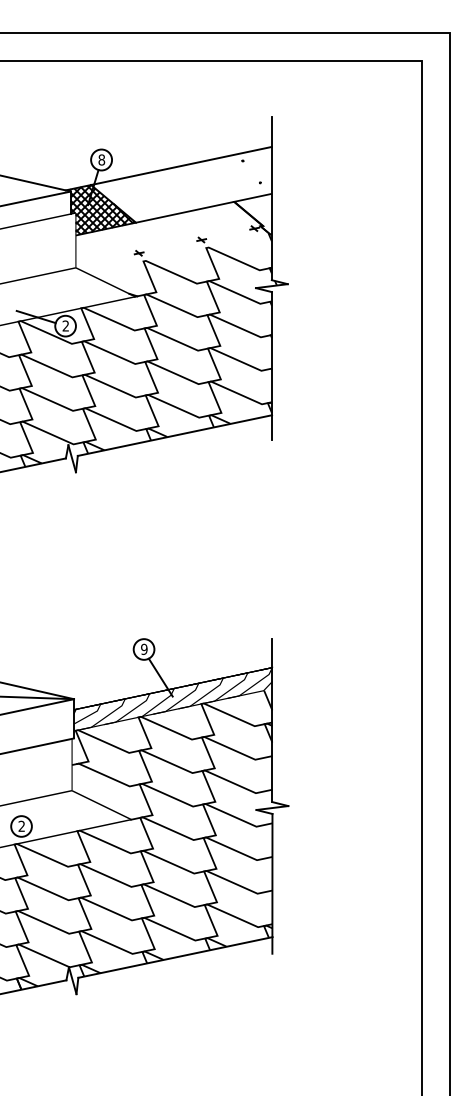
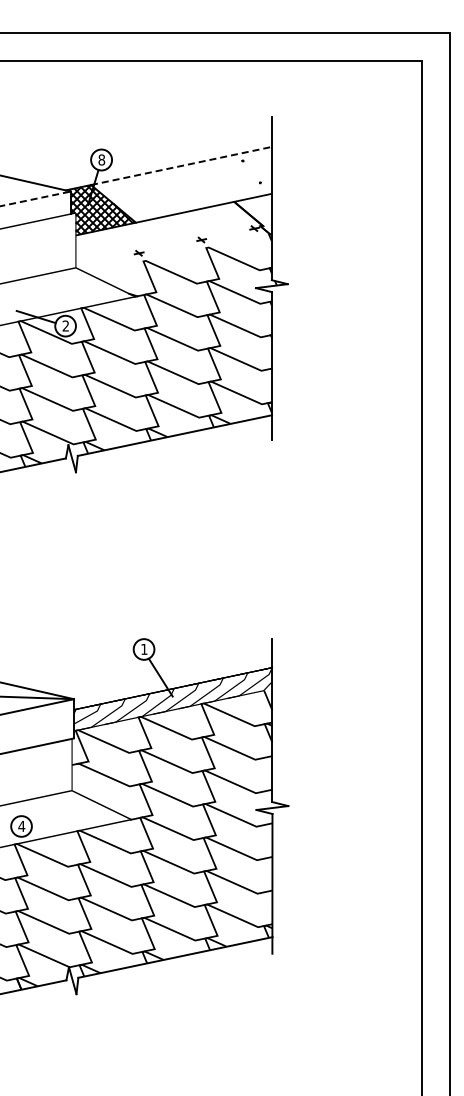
line: solid -> dashed (181, 165)
line: solid -> dashed (35, 198)
text: 9 -> 1 (144, 648)
text: 2 -> 4 (21, 825)
